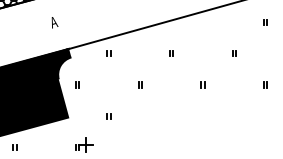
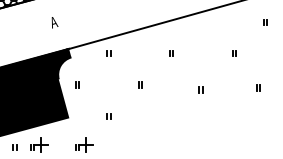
part position: (202, 84) -> (200, 89) (200, 89)
part position: (265, 84) -> (258, 87) (258, 87)
part: none -> present (39, 144)
